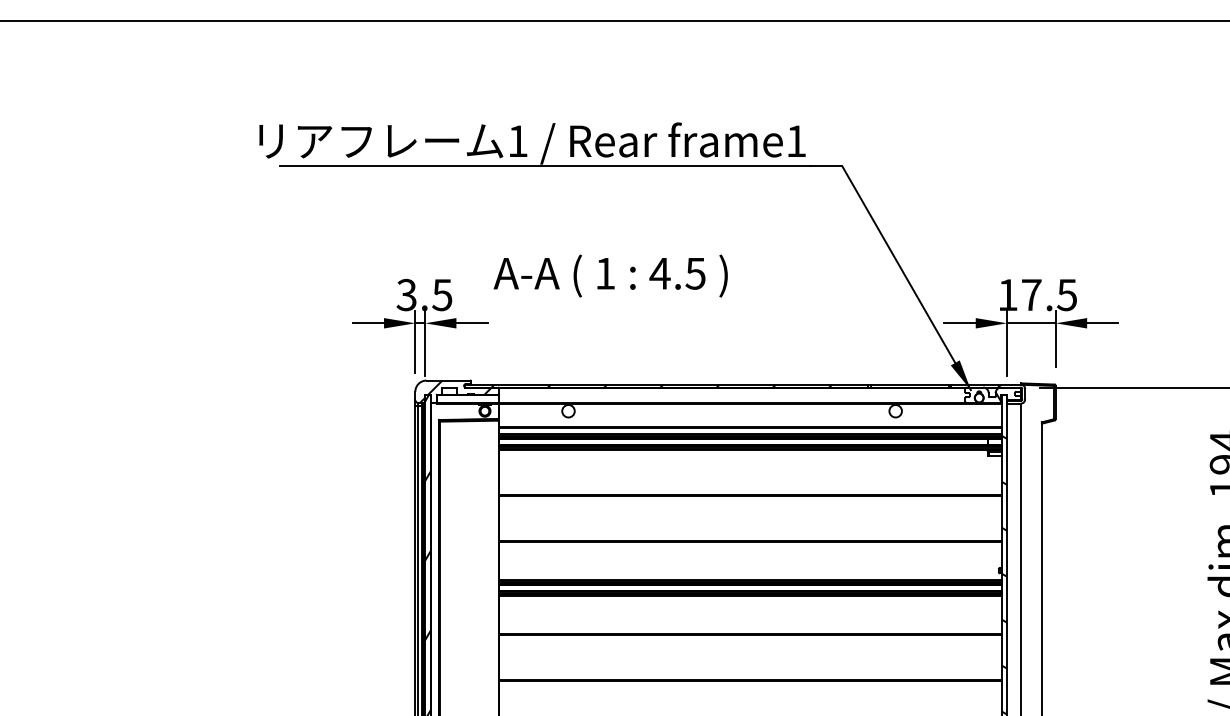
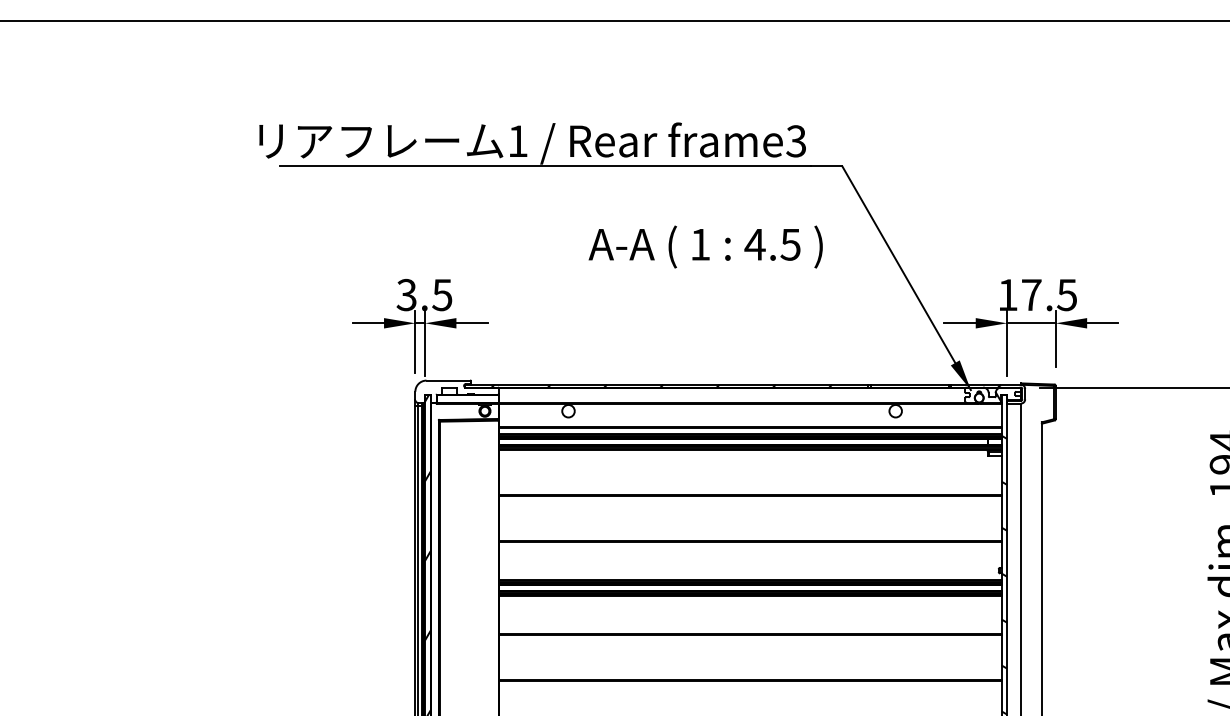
text: frame1 -> frame3 (795, 141)
text position: (610, 275) -> (705, 246) (705, 246)
hatch: present -> none (455, 391)
